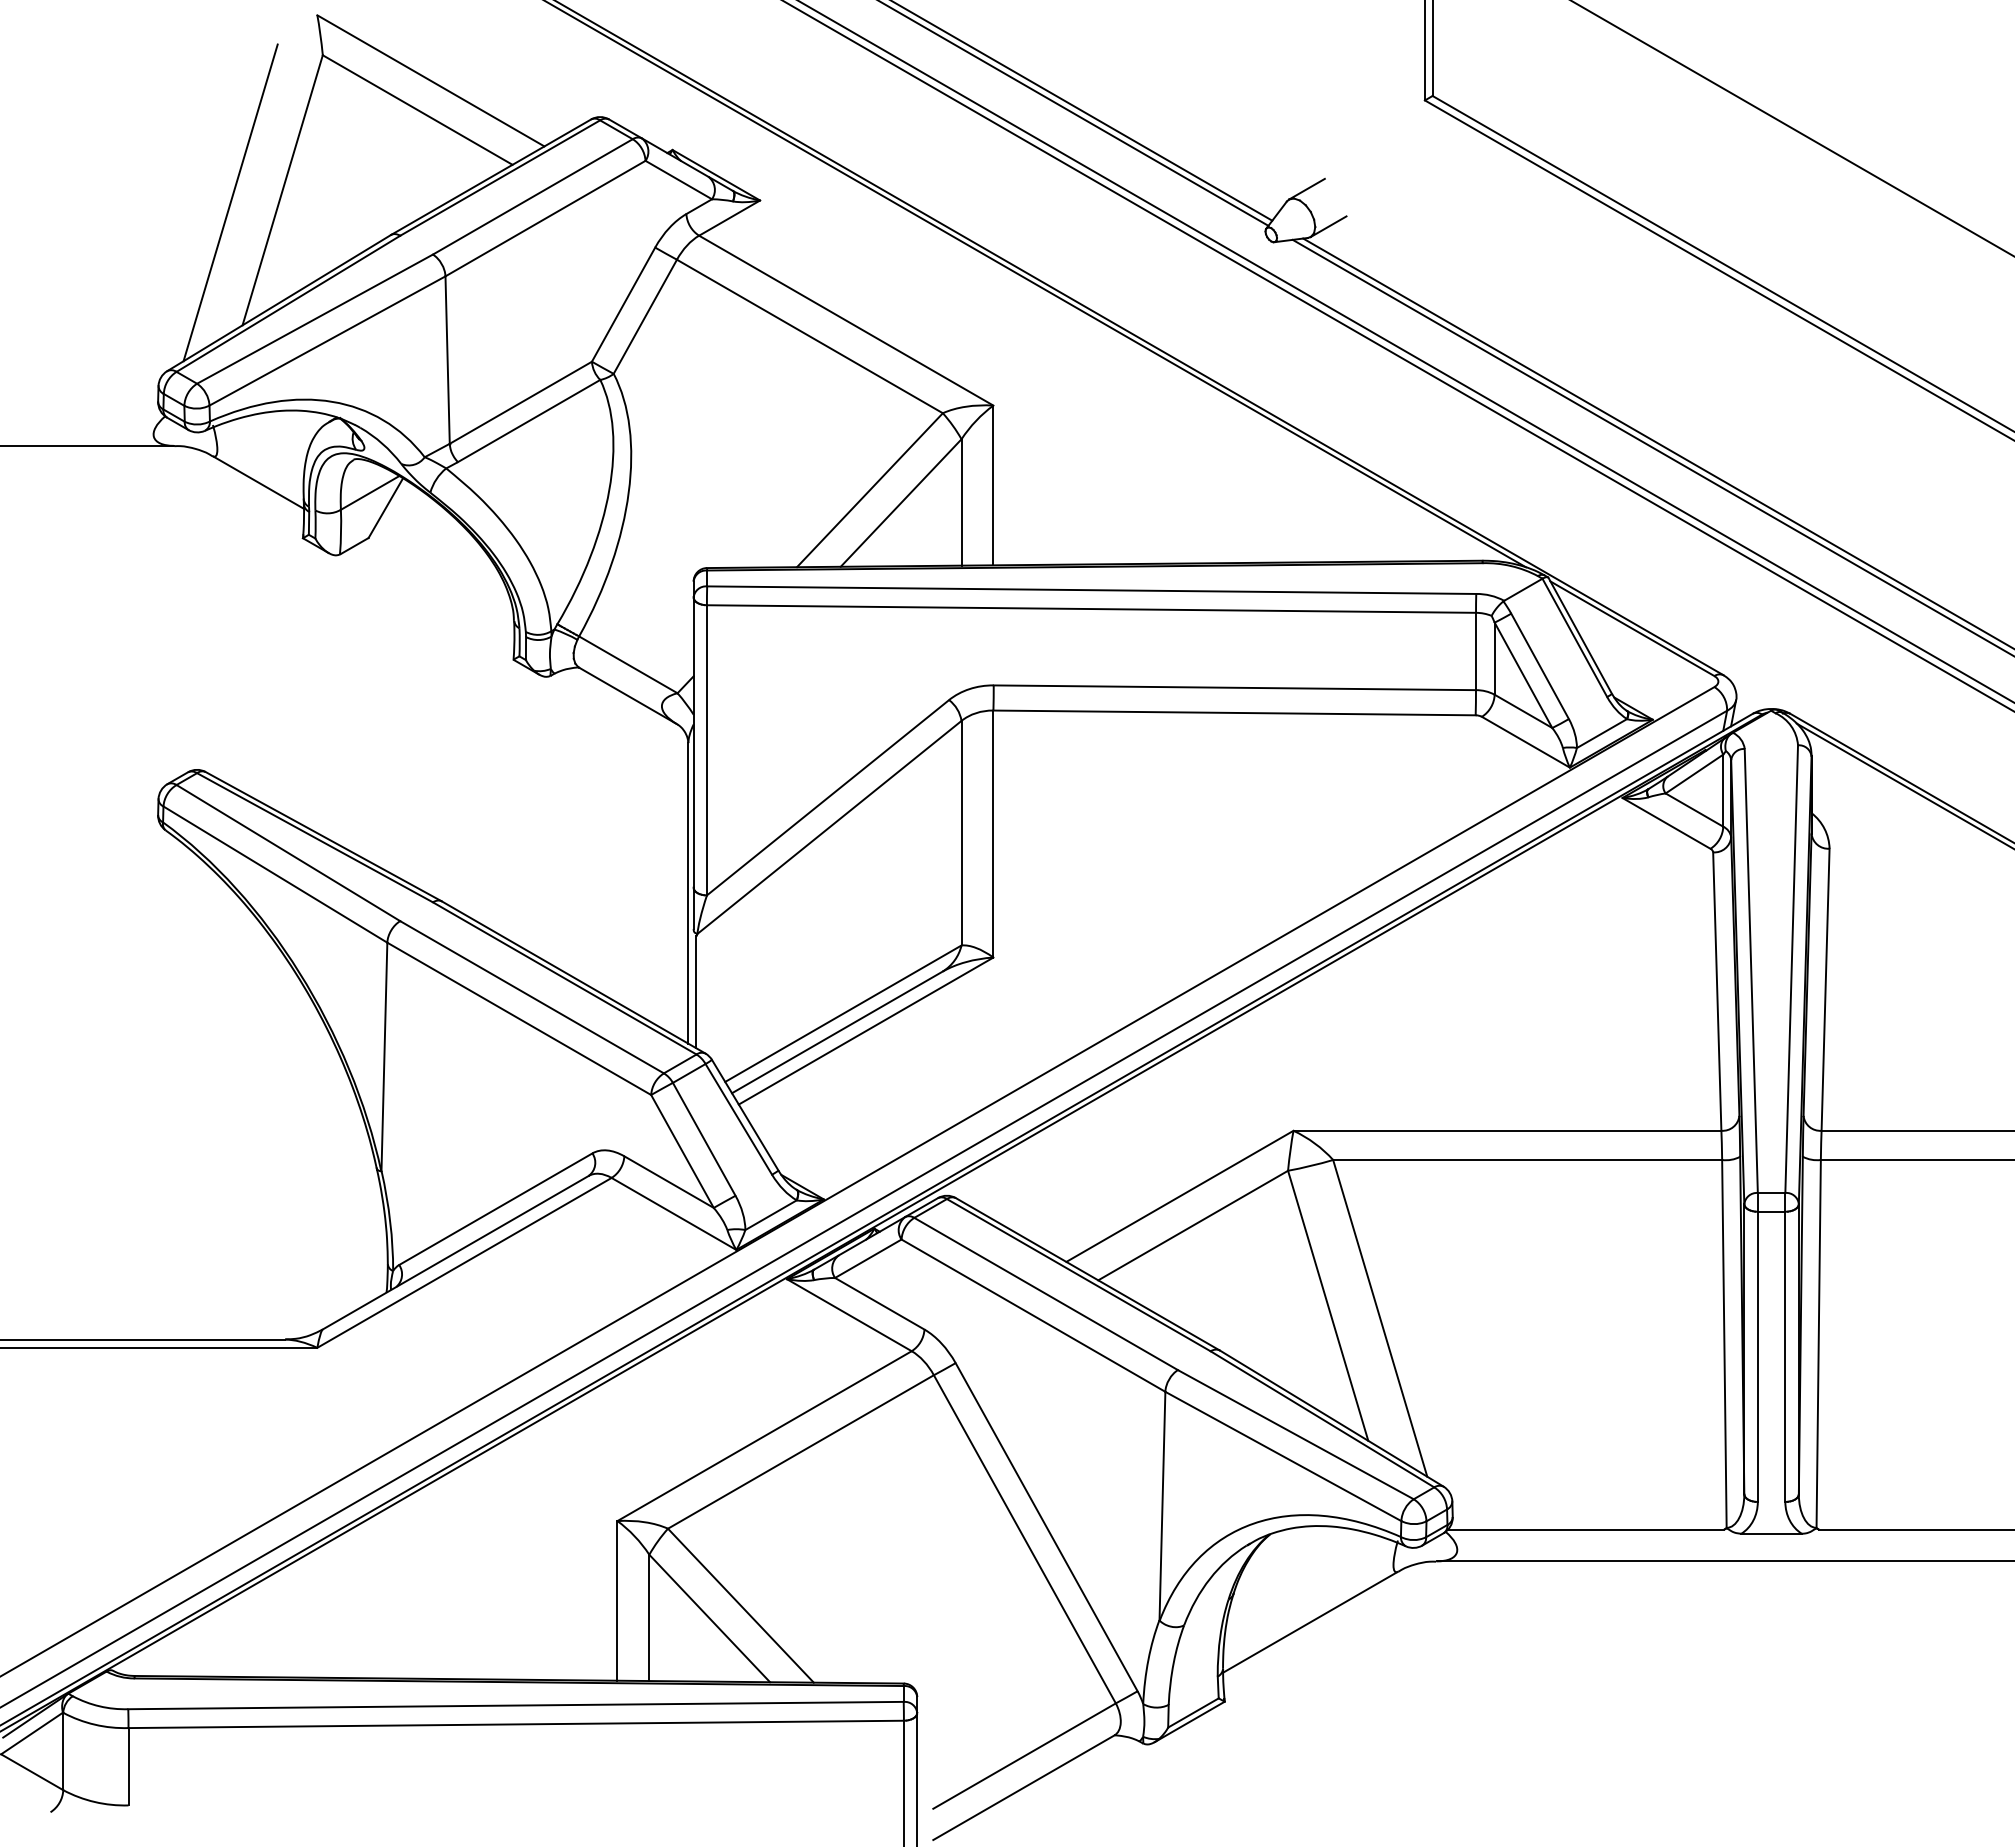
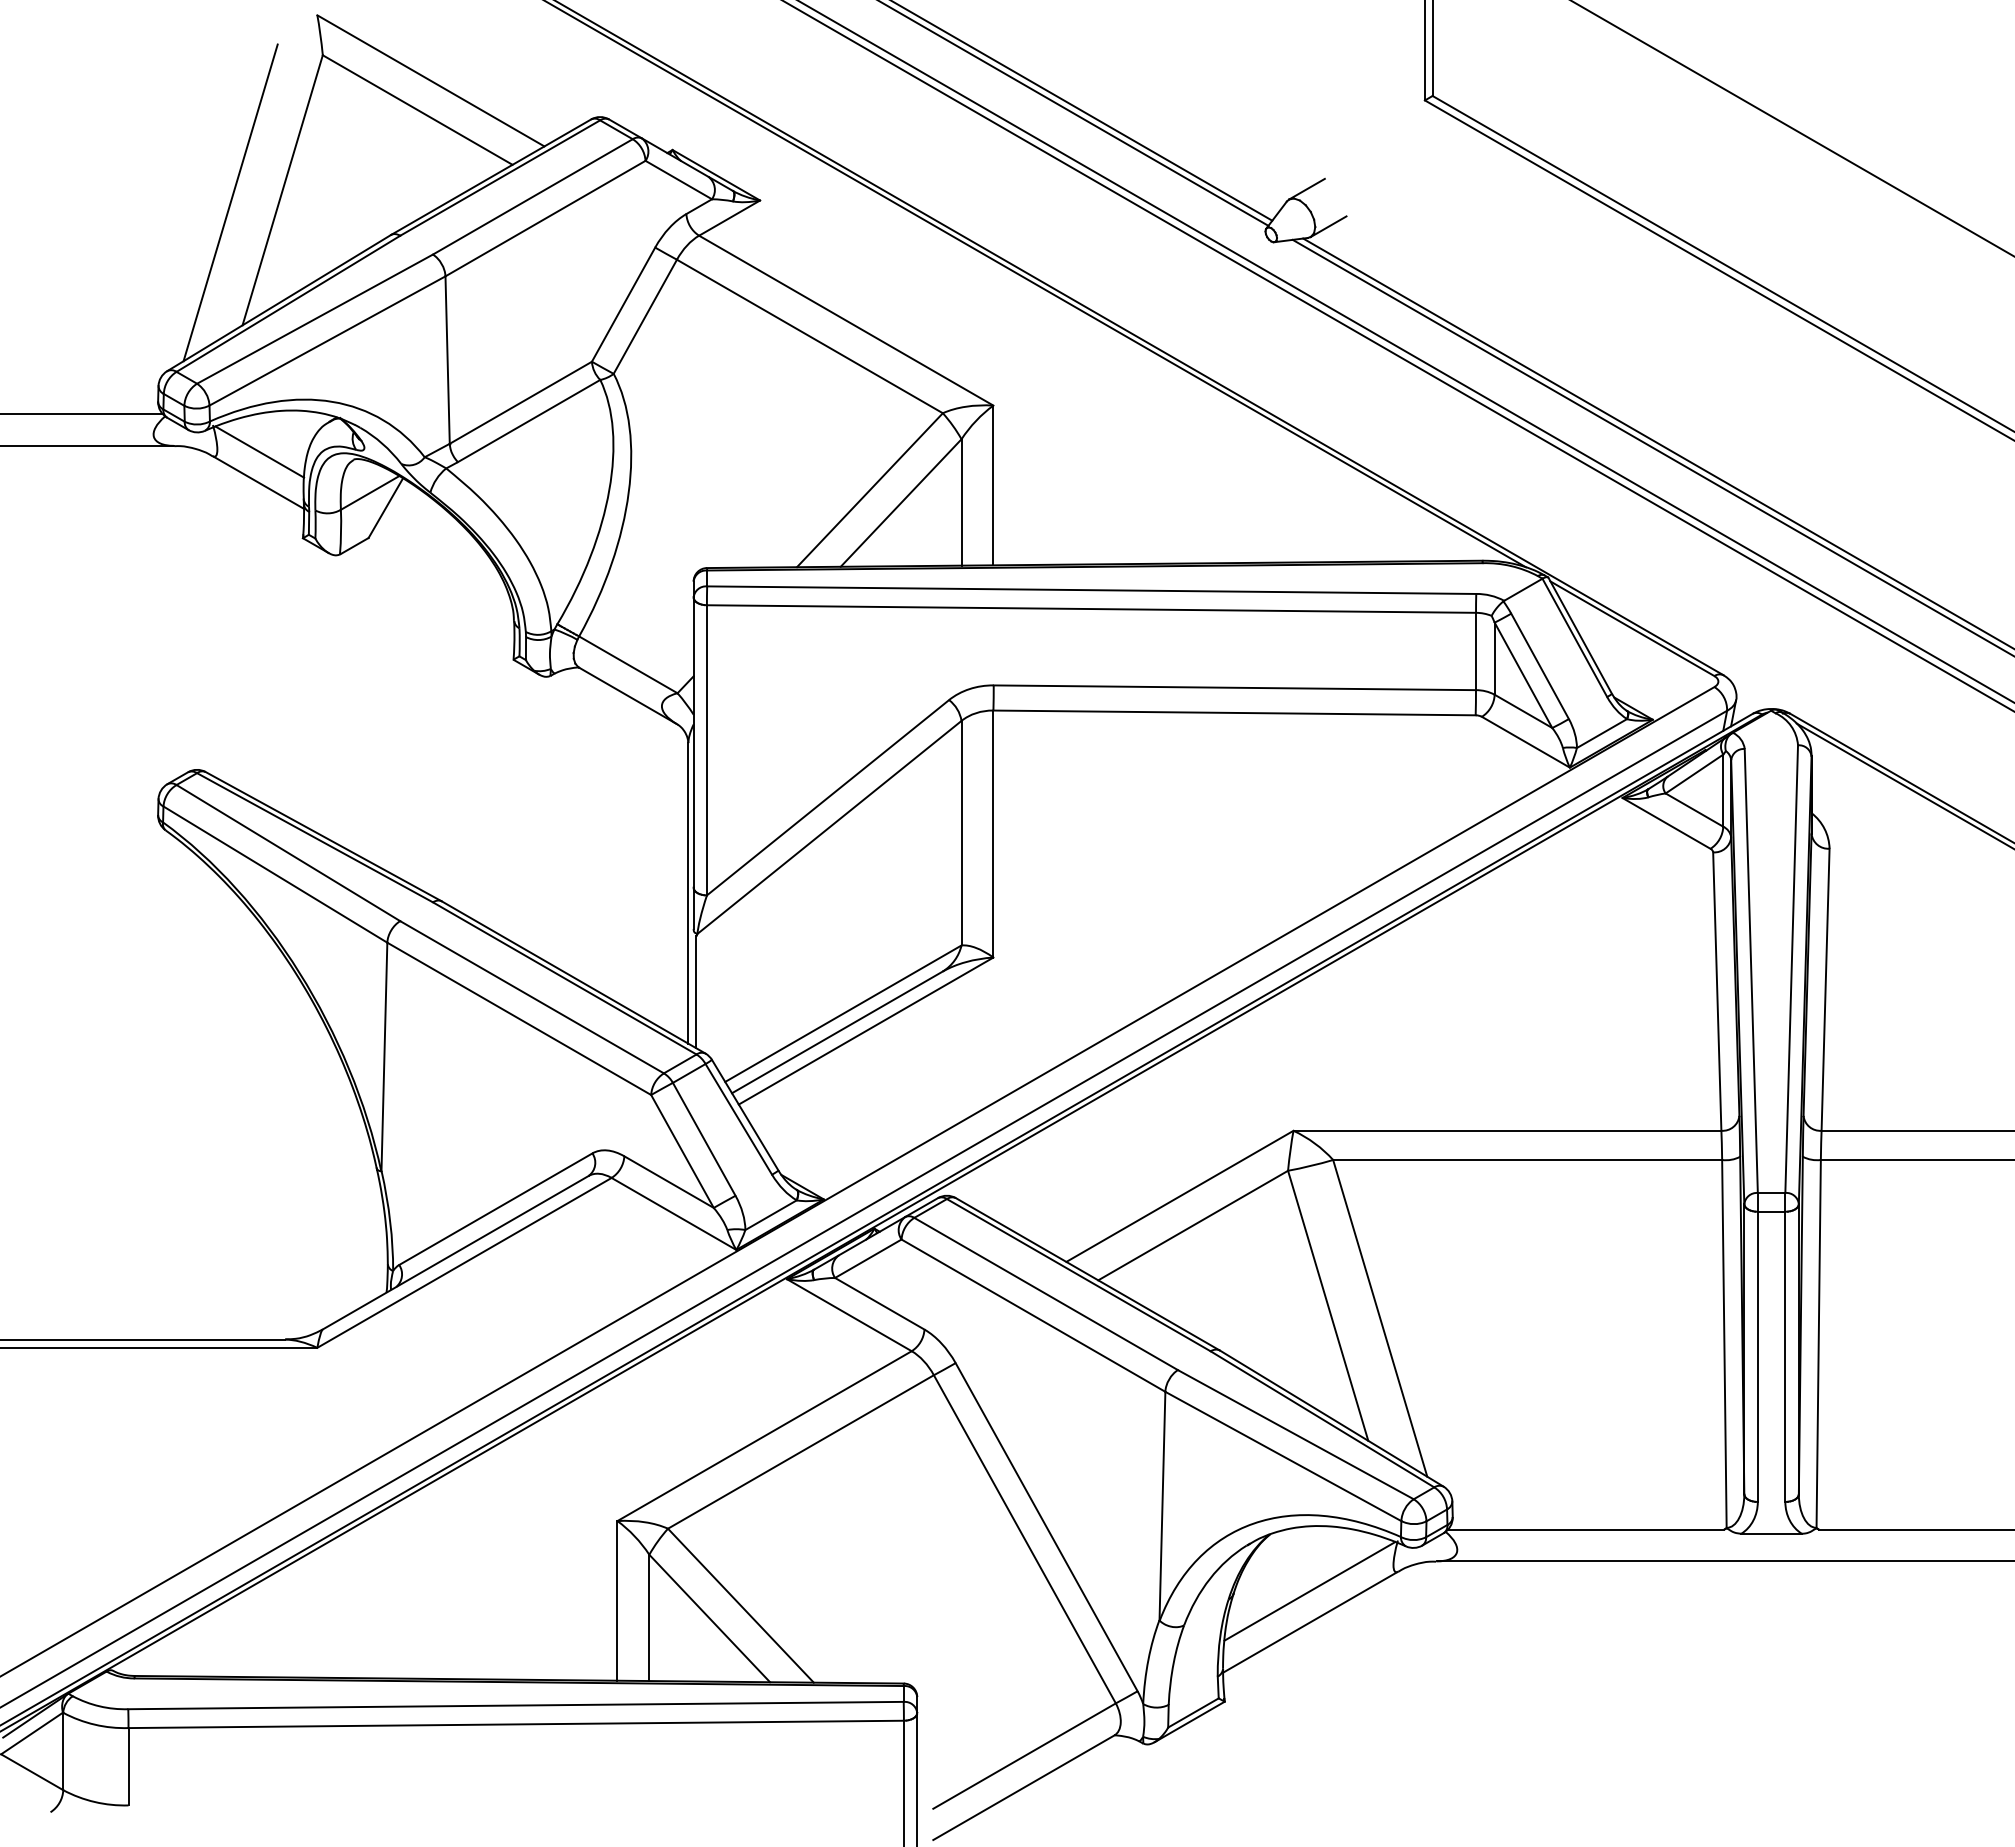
line: none -> present (82, 414)
line: none -> present (259, 451)
line: none -> present (1309, 1591)
